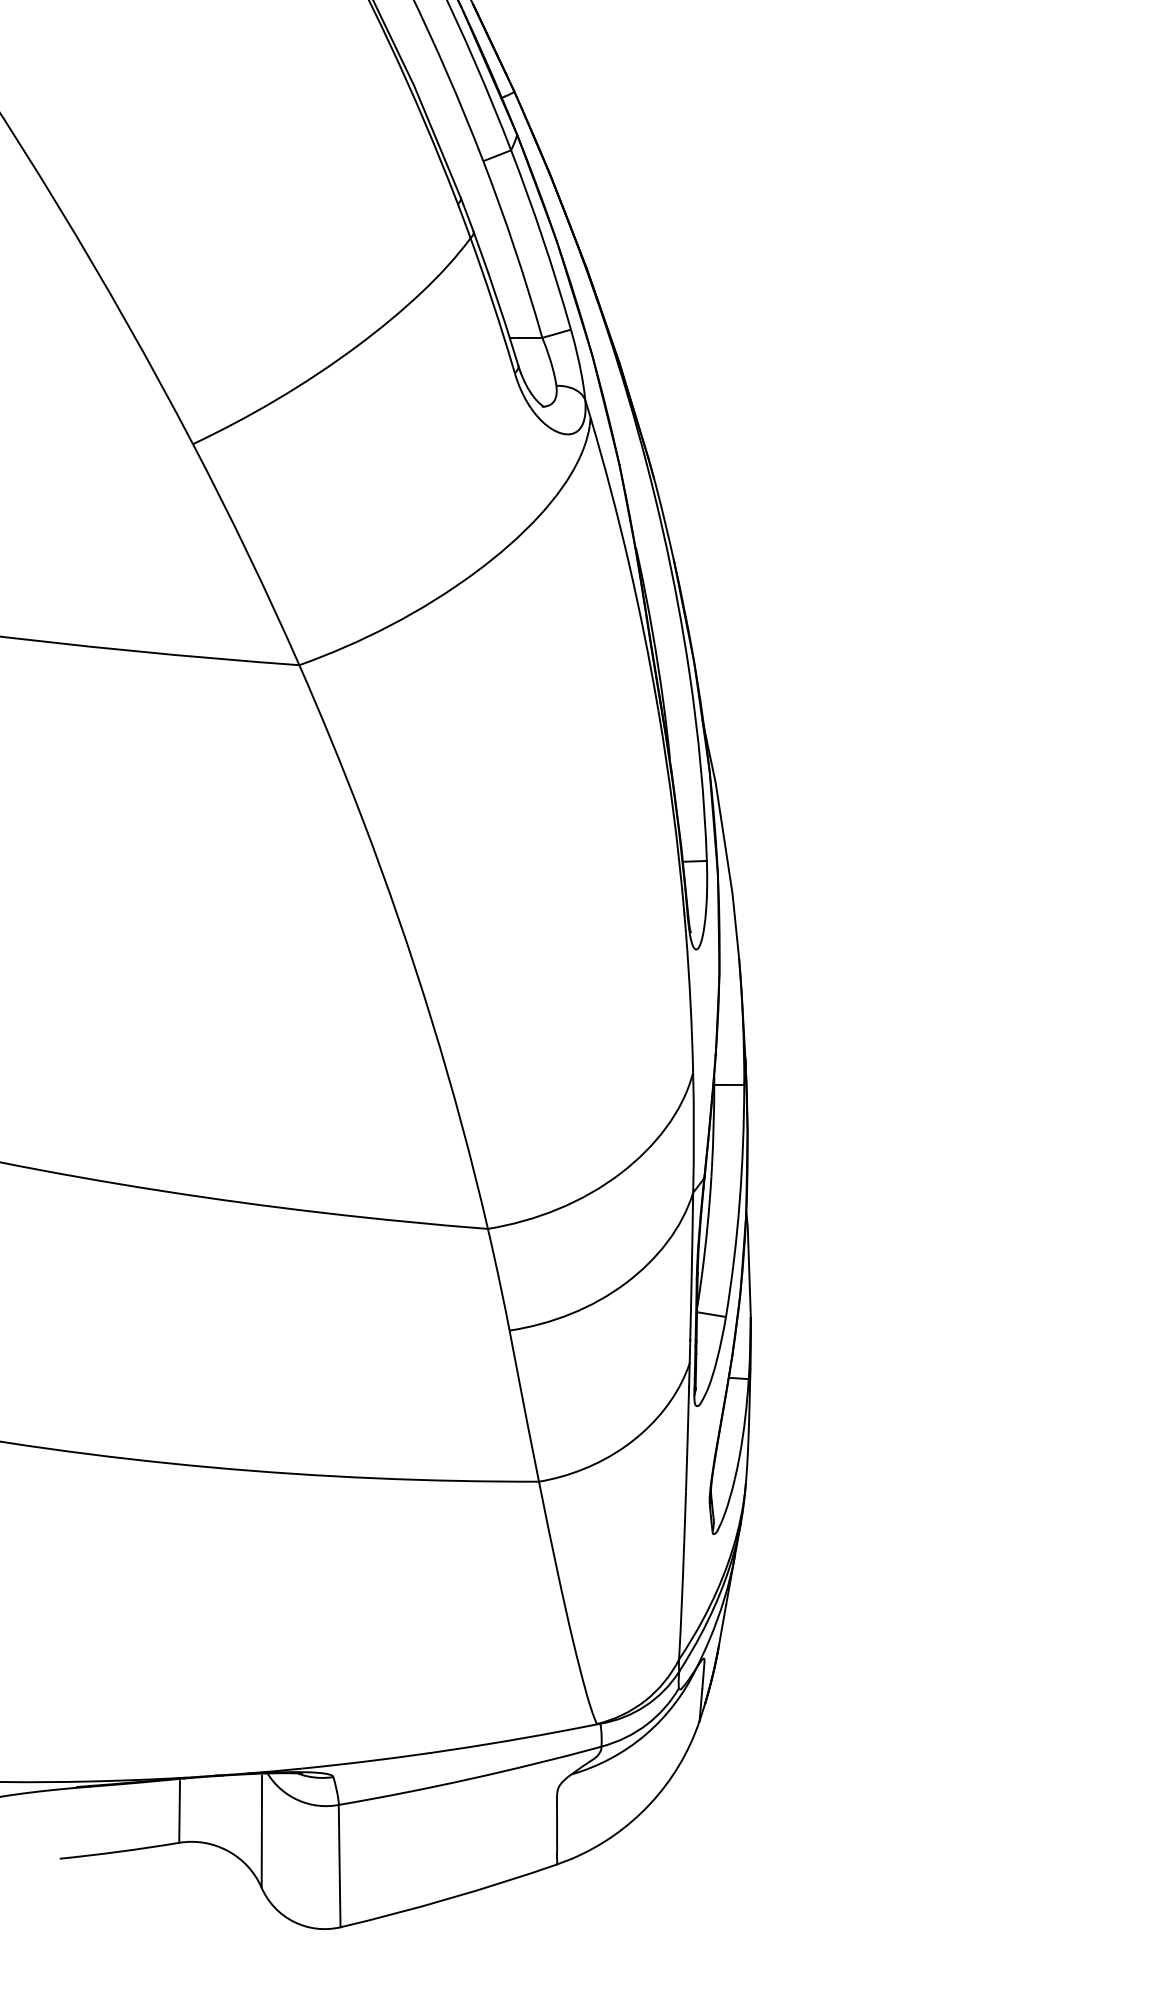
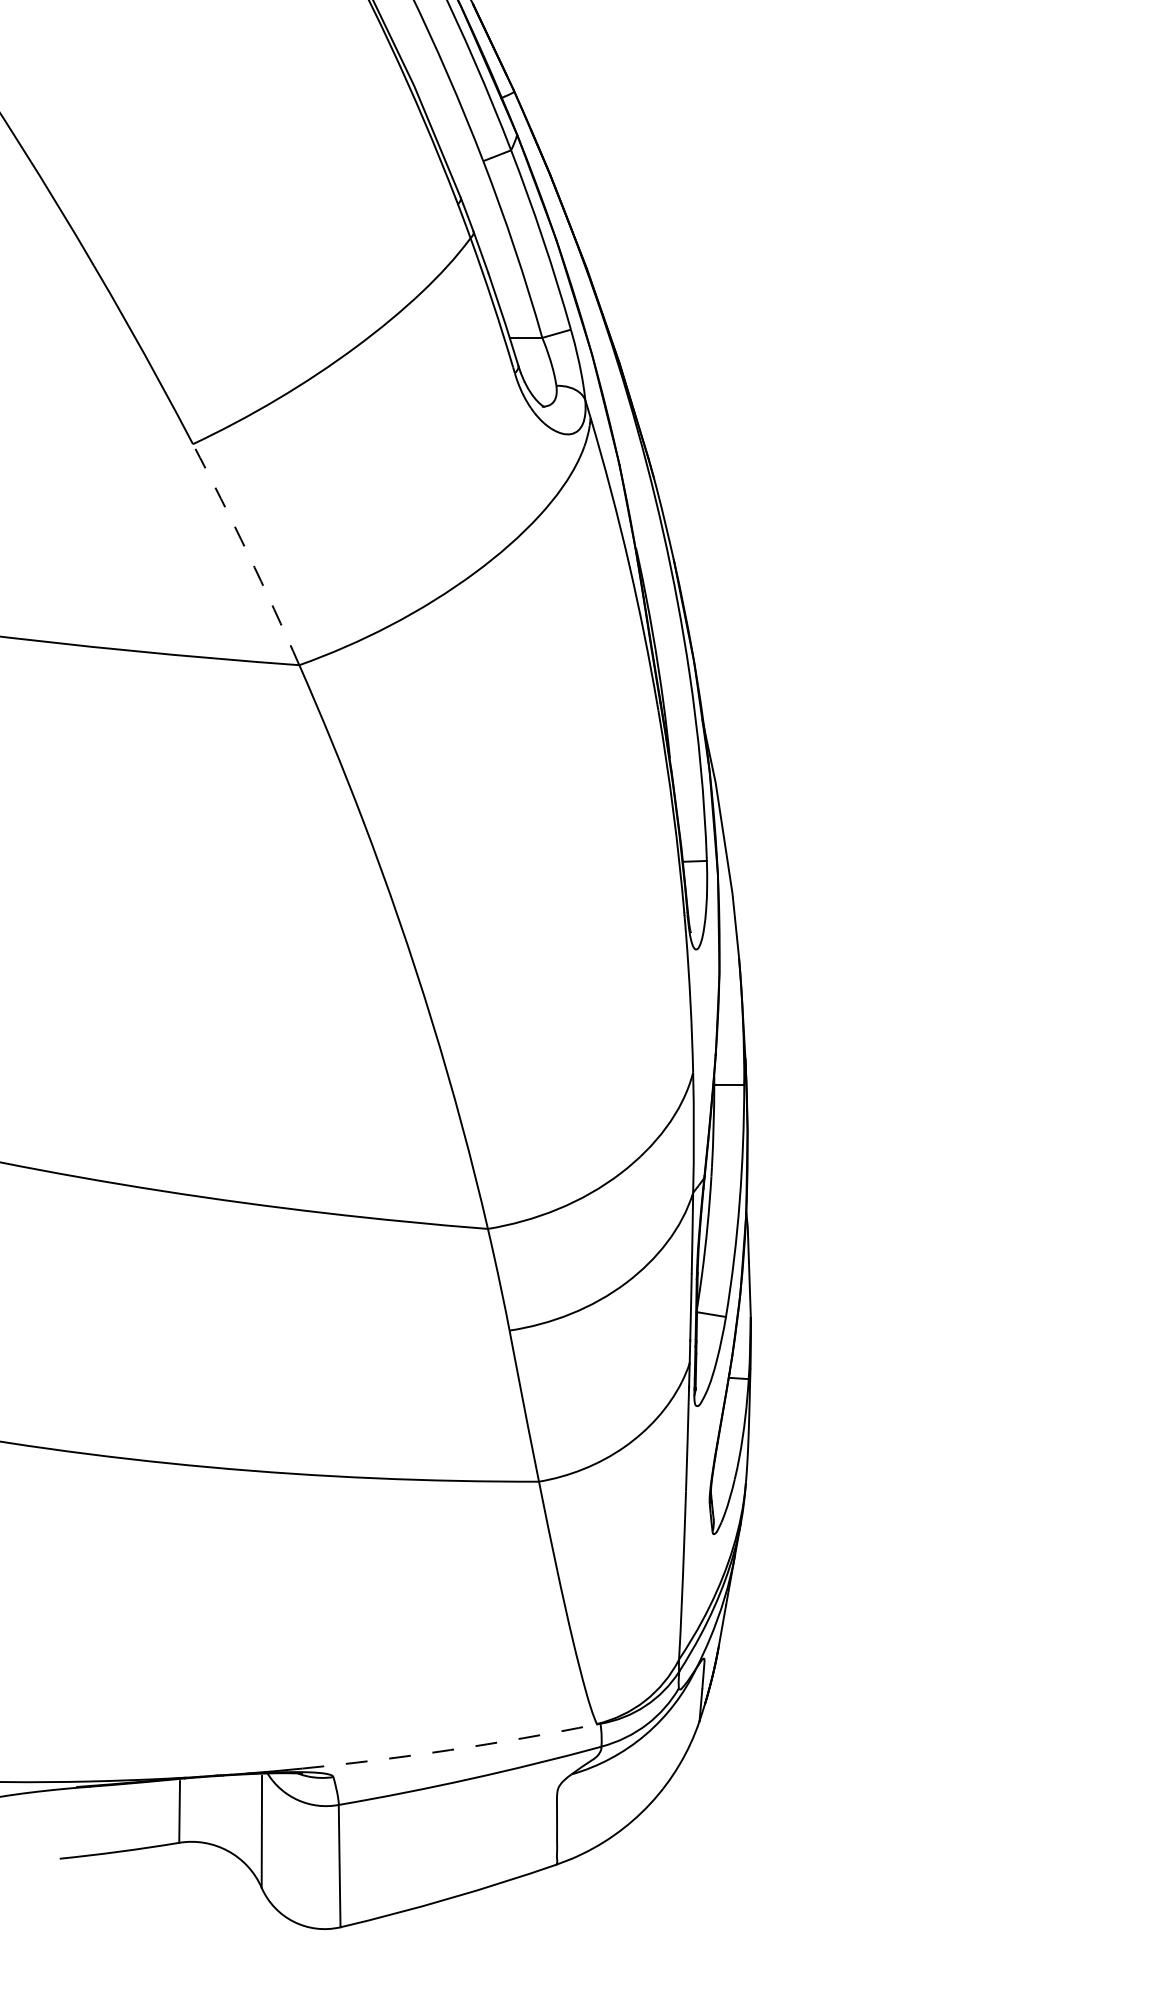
arc: solid -> dashed (248, 553)
arc: solid -> dashed (450, 1750)
